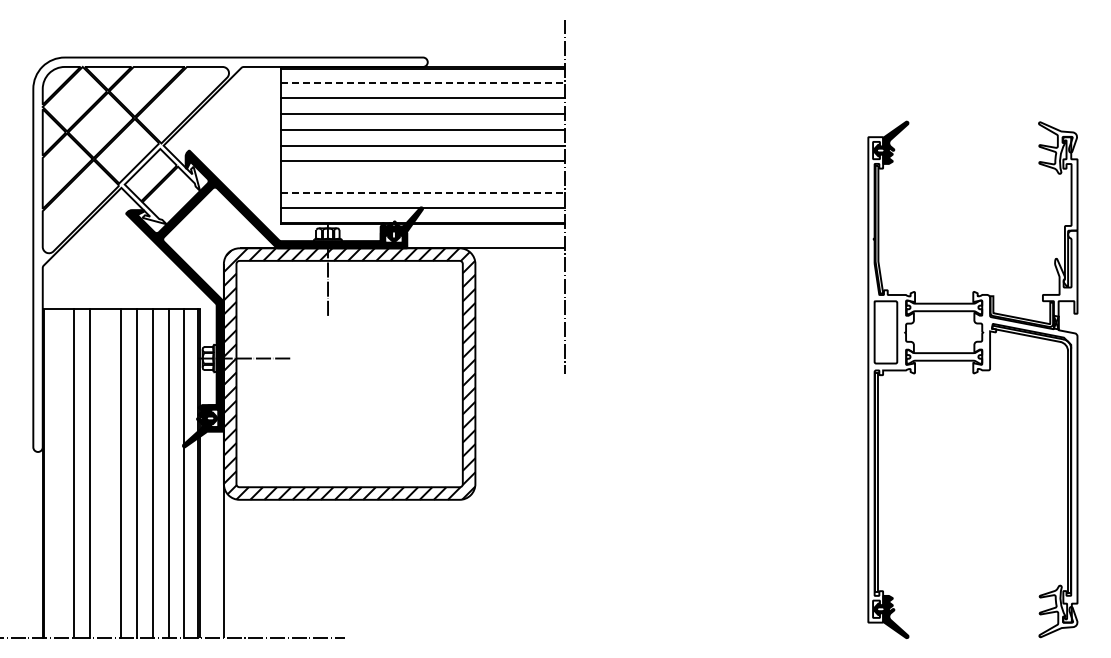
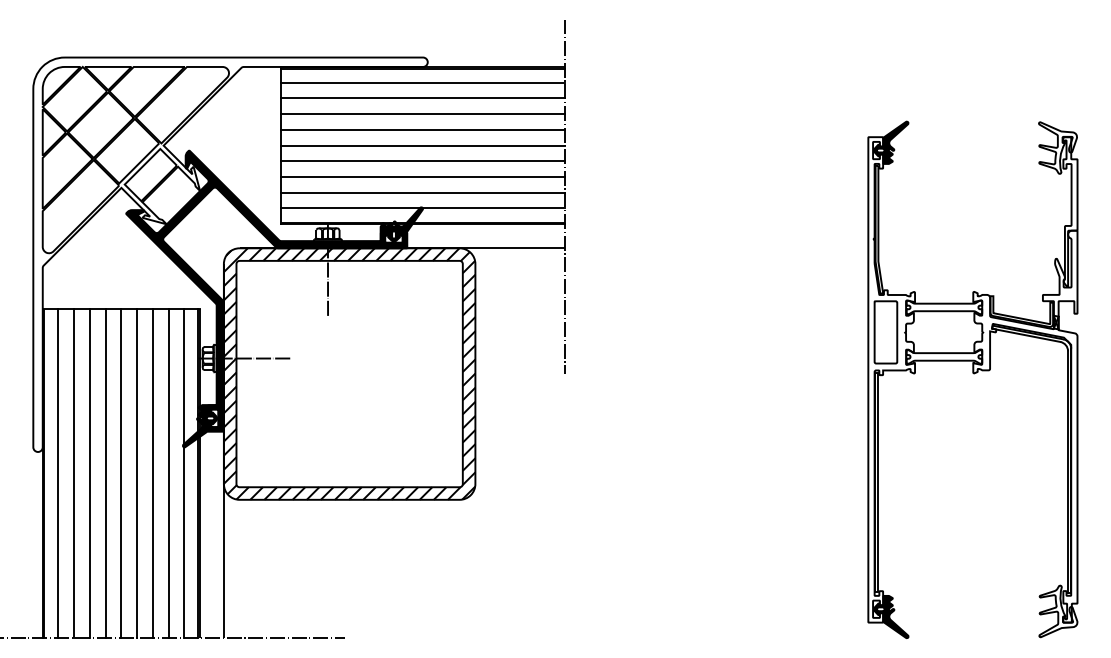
line: dashed -> solid (423, 82)
line: none -> present (422, 177)
line: dashed -> solid (423, 192)
line: none -> present (58, 473)
line: none -> present (105, 473)
